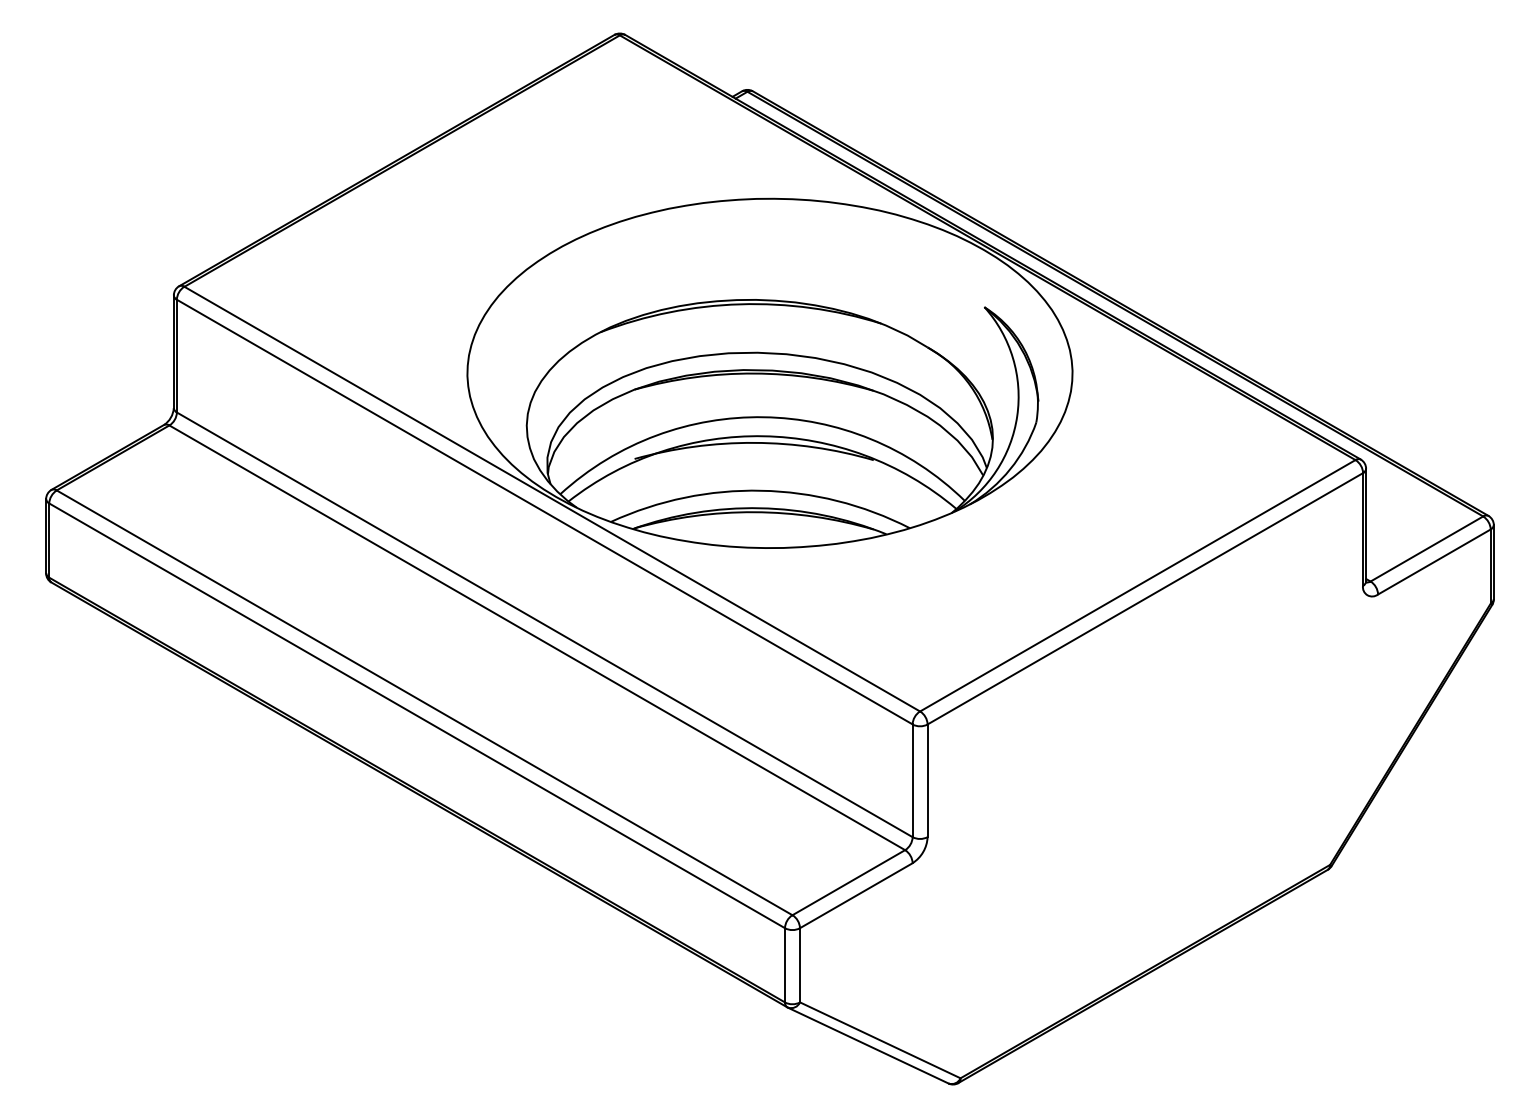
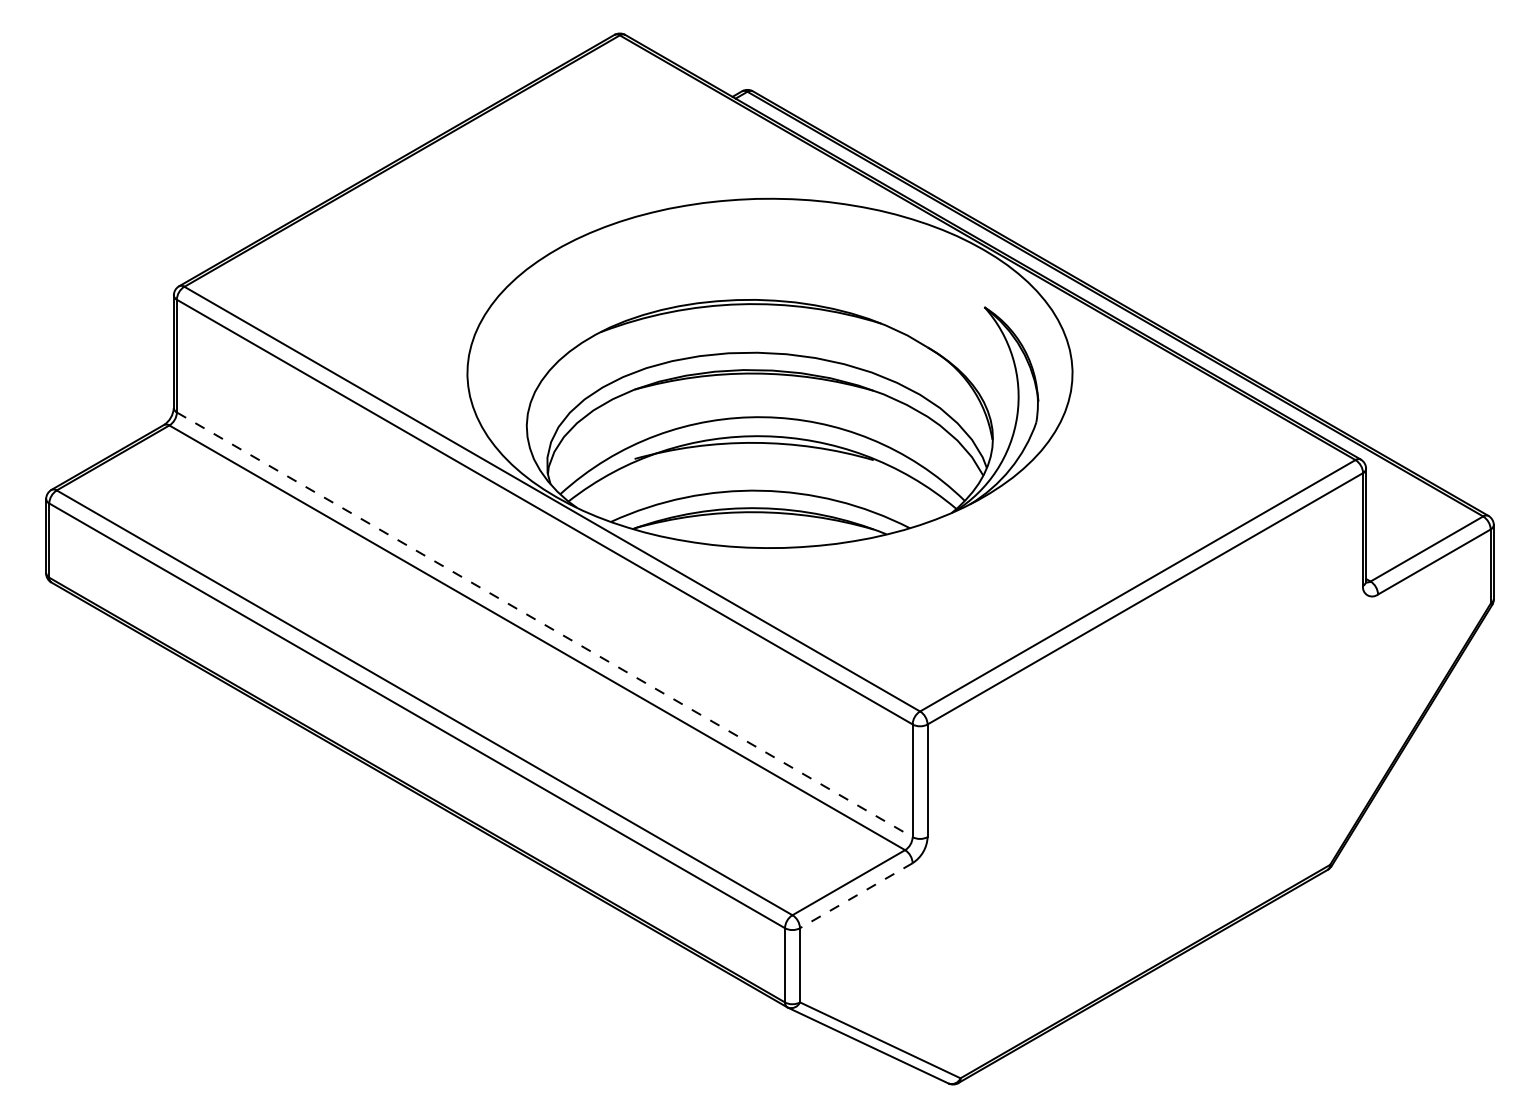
line: solid -> dashed (544, 624)
line: solid -> dashed (855, 895)
